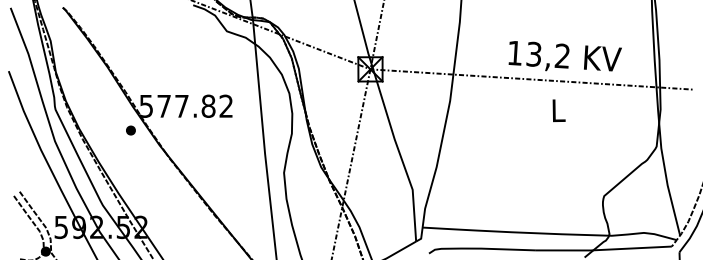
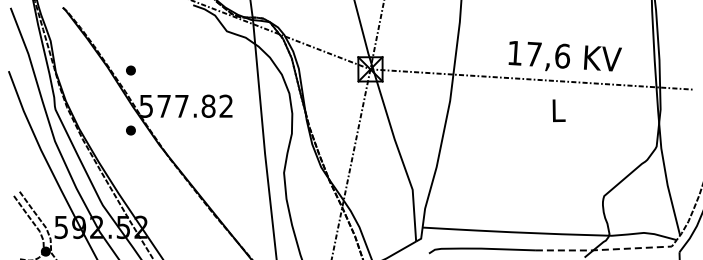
text: 13,2 -> 17,6 (547, 54)
part: none -> present (130, 70)
line: solid -> dashed (604, 249)
